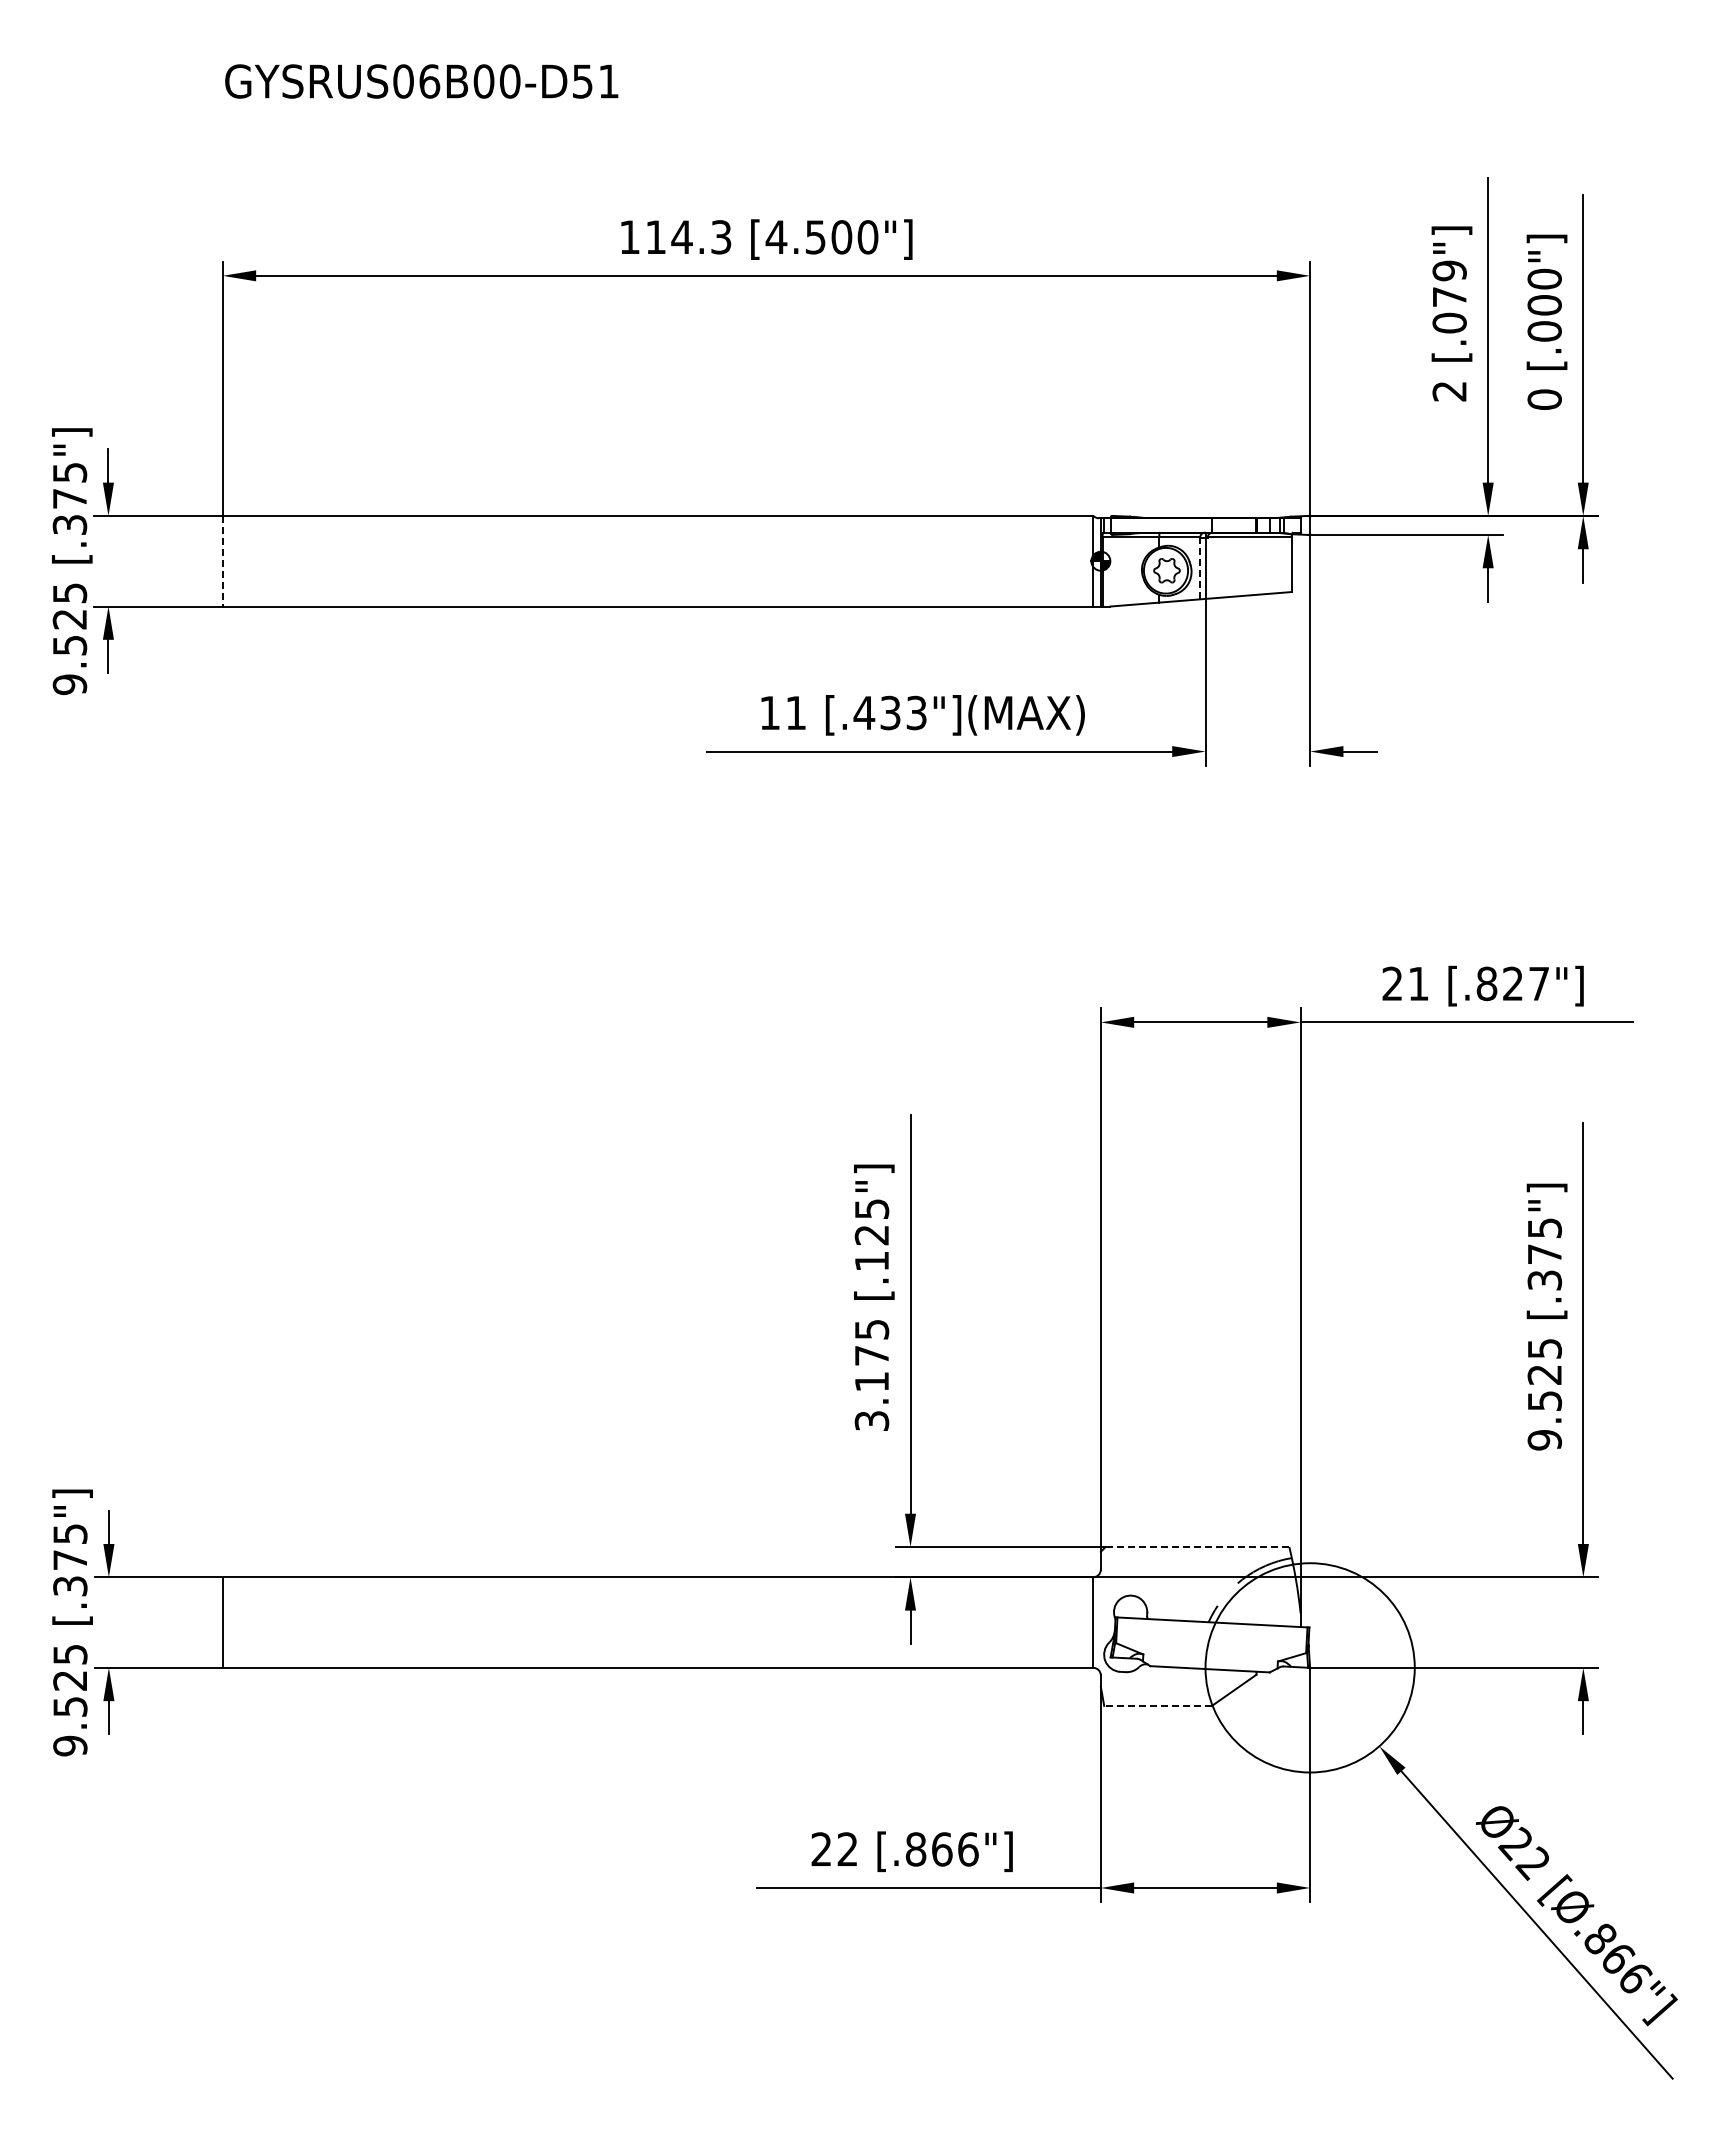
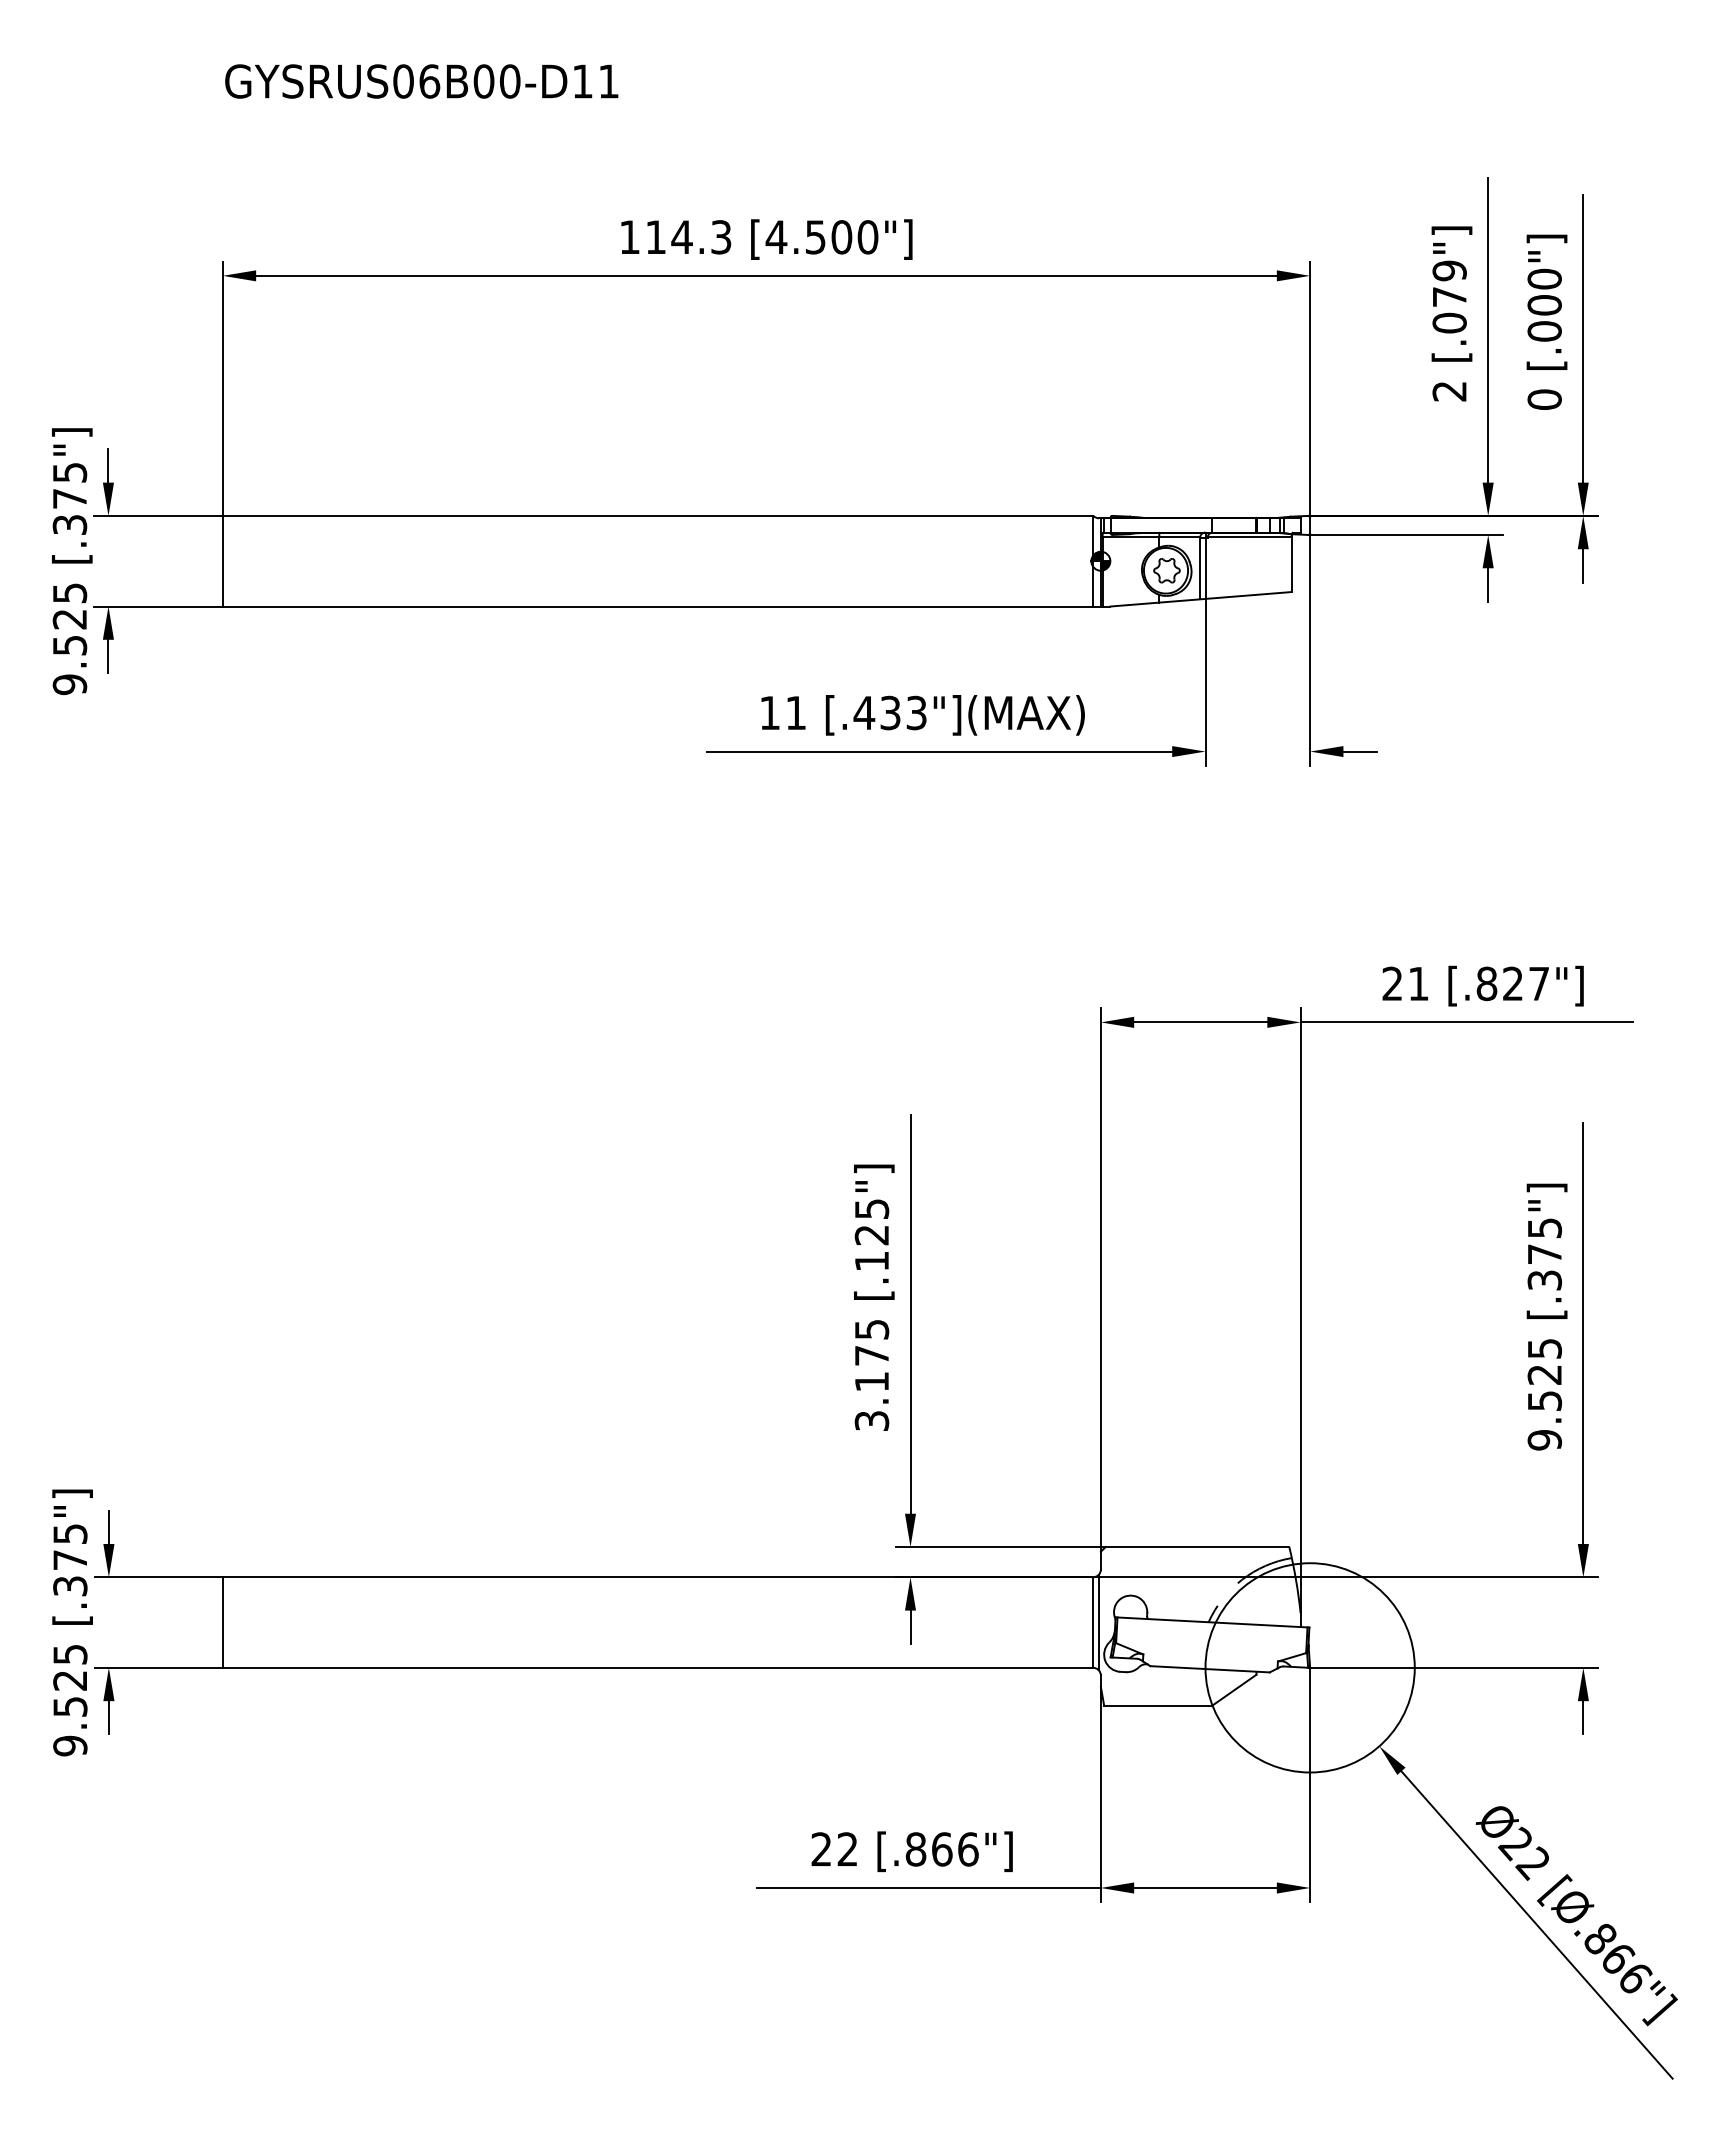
text: GYSRUS06B00-D51 -> GYSRUS06B00-D11 (582, 81)
line: dashed -> solid (222, 561)
line: dashed -> solid (1200, 568)
line: dashed -> solid (1197, 1547)
line: none -> present (1098, 1622)
line: dashed -> solid (1158, 1705)
